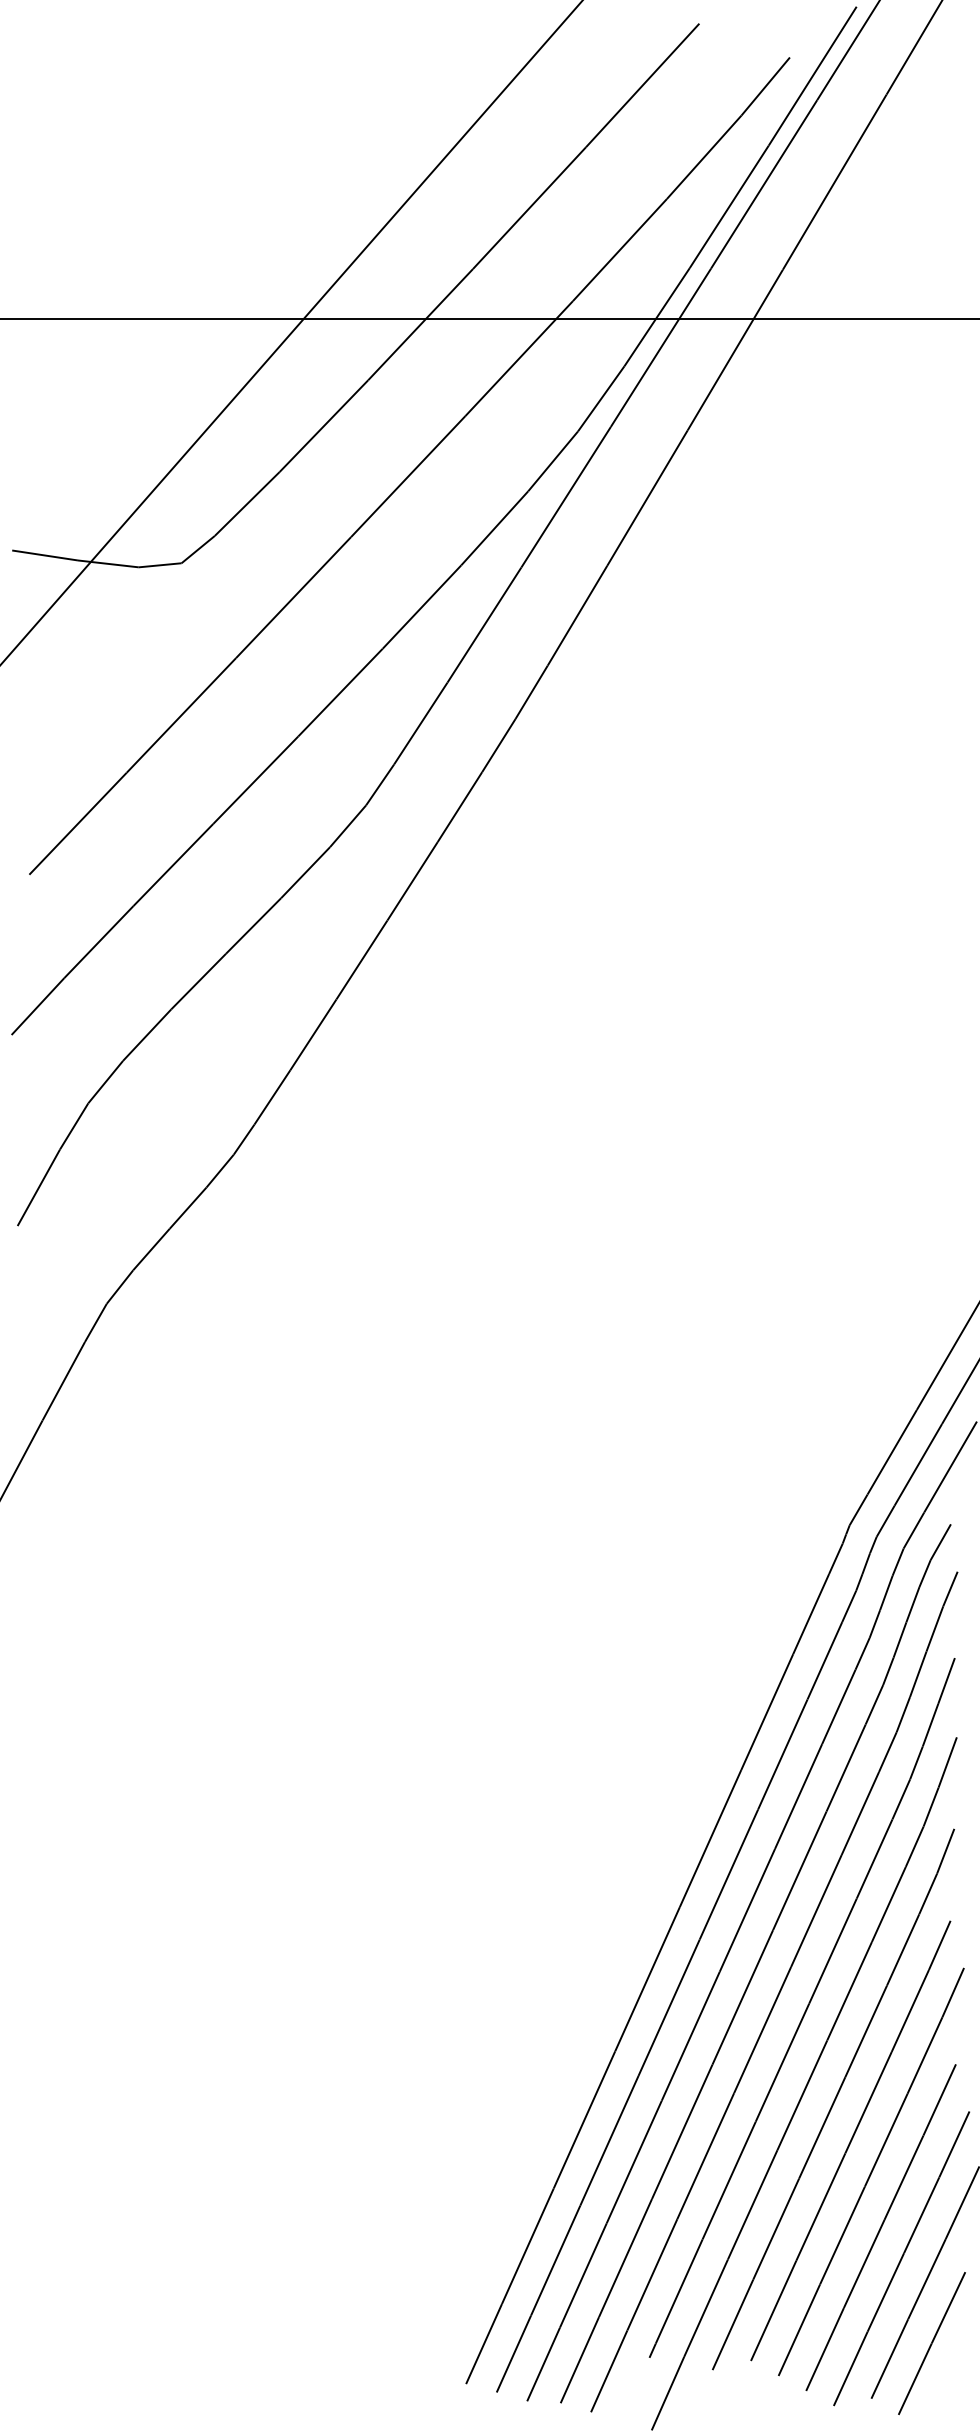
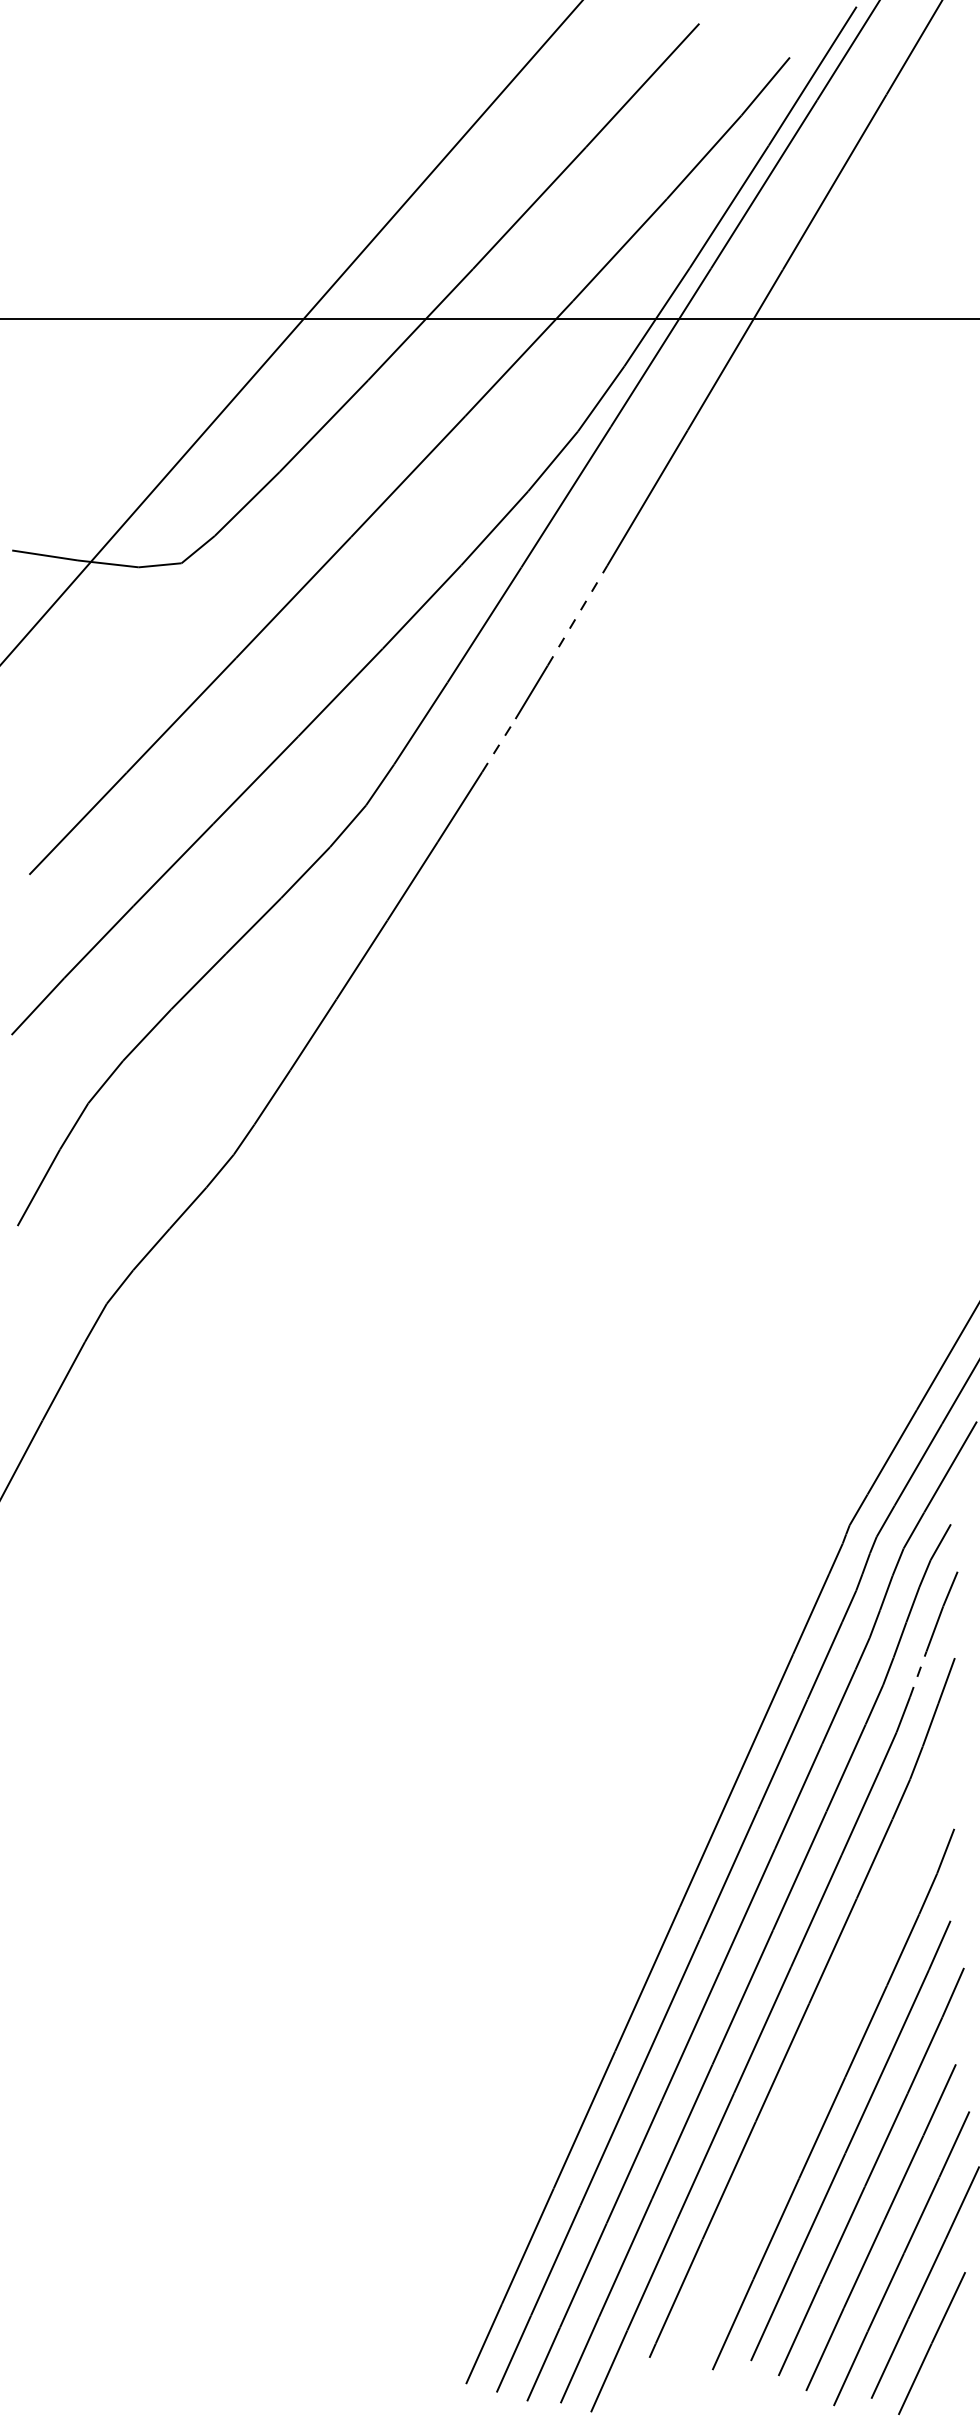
line: solid -> dashed (577, 615)
line: solid -> dashed (499, 745)
line: solid -> dashed (918, 1673)
part: present -> none (804, 2083)
